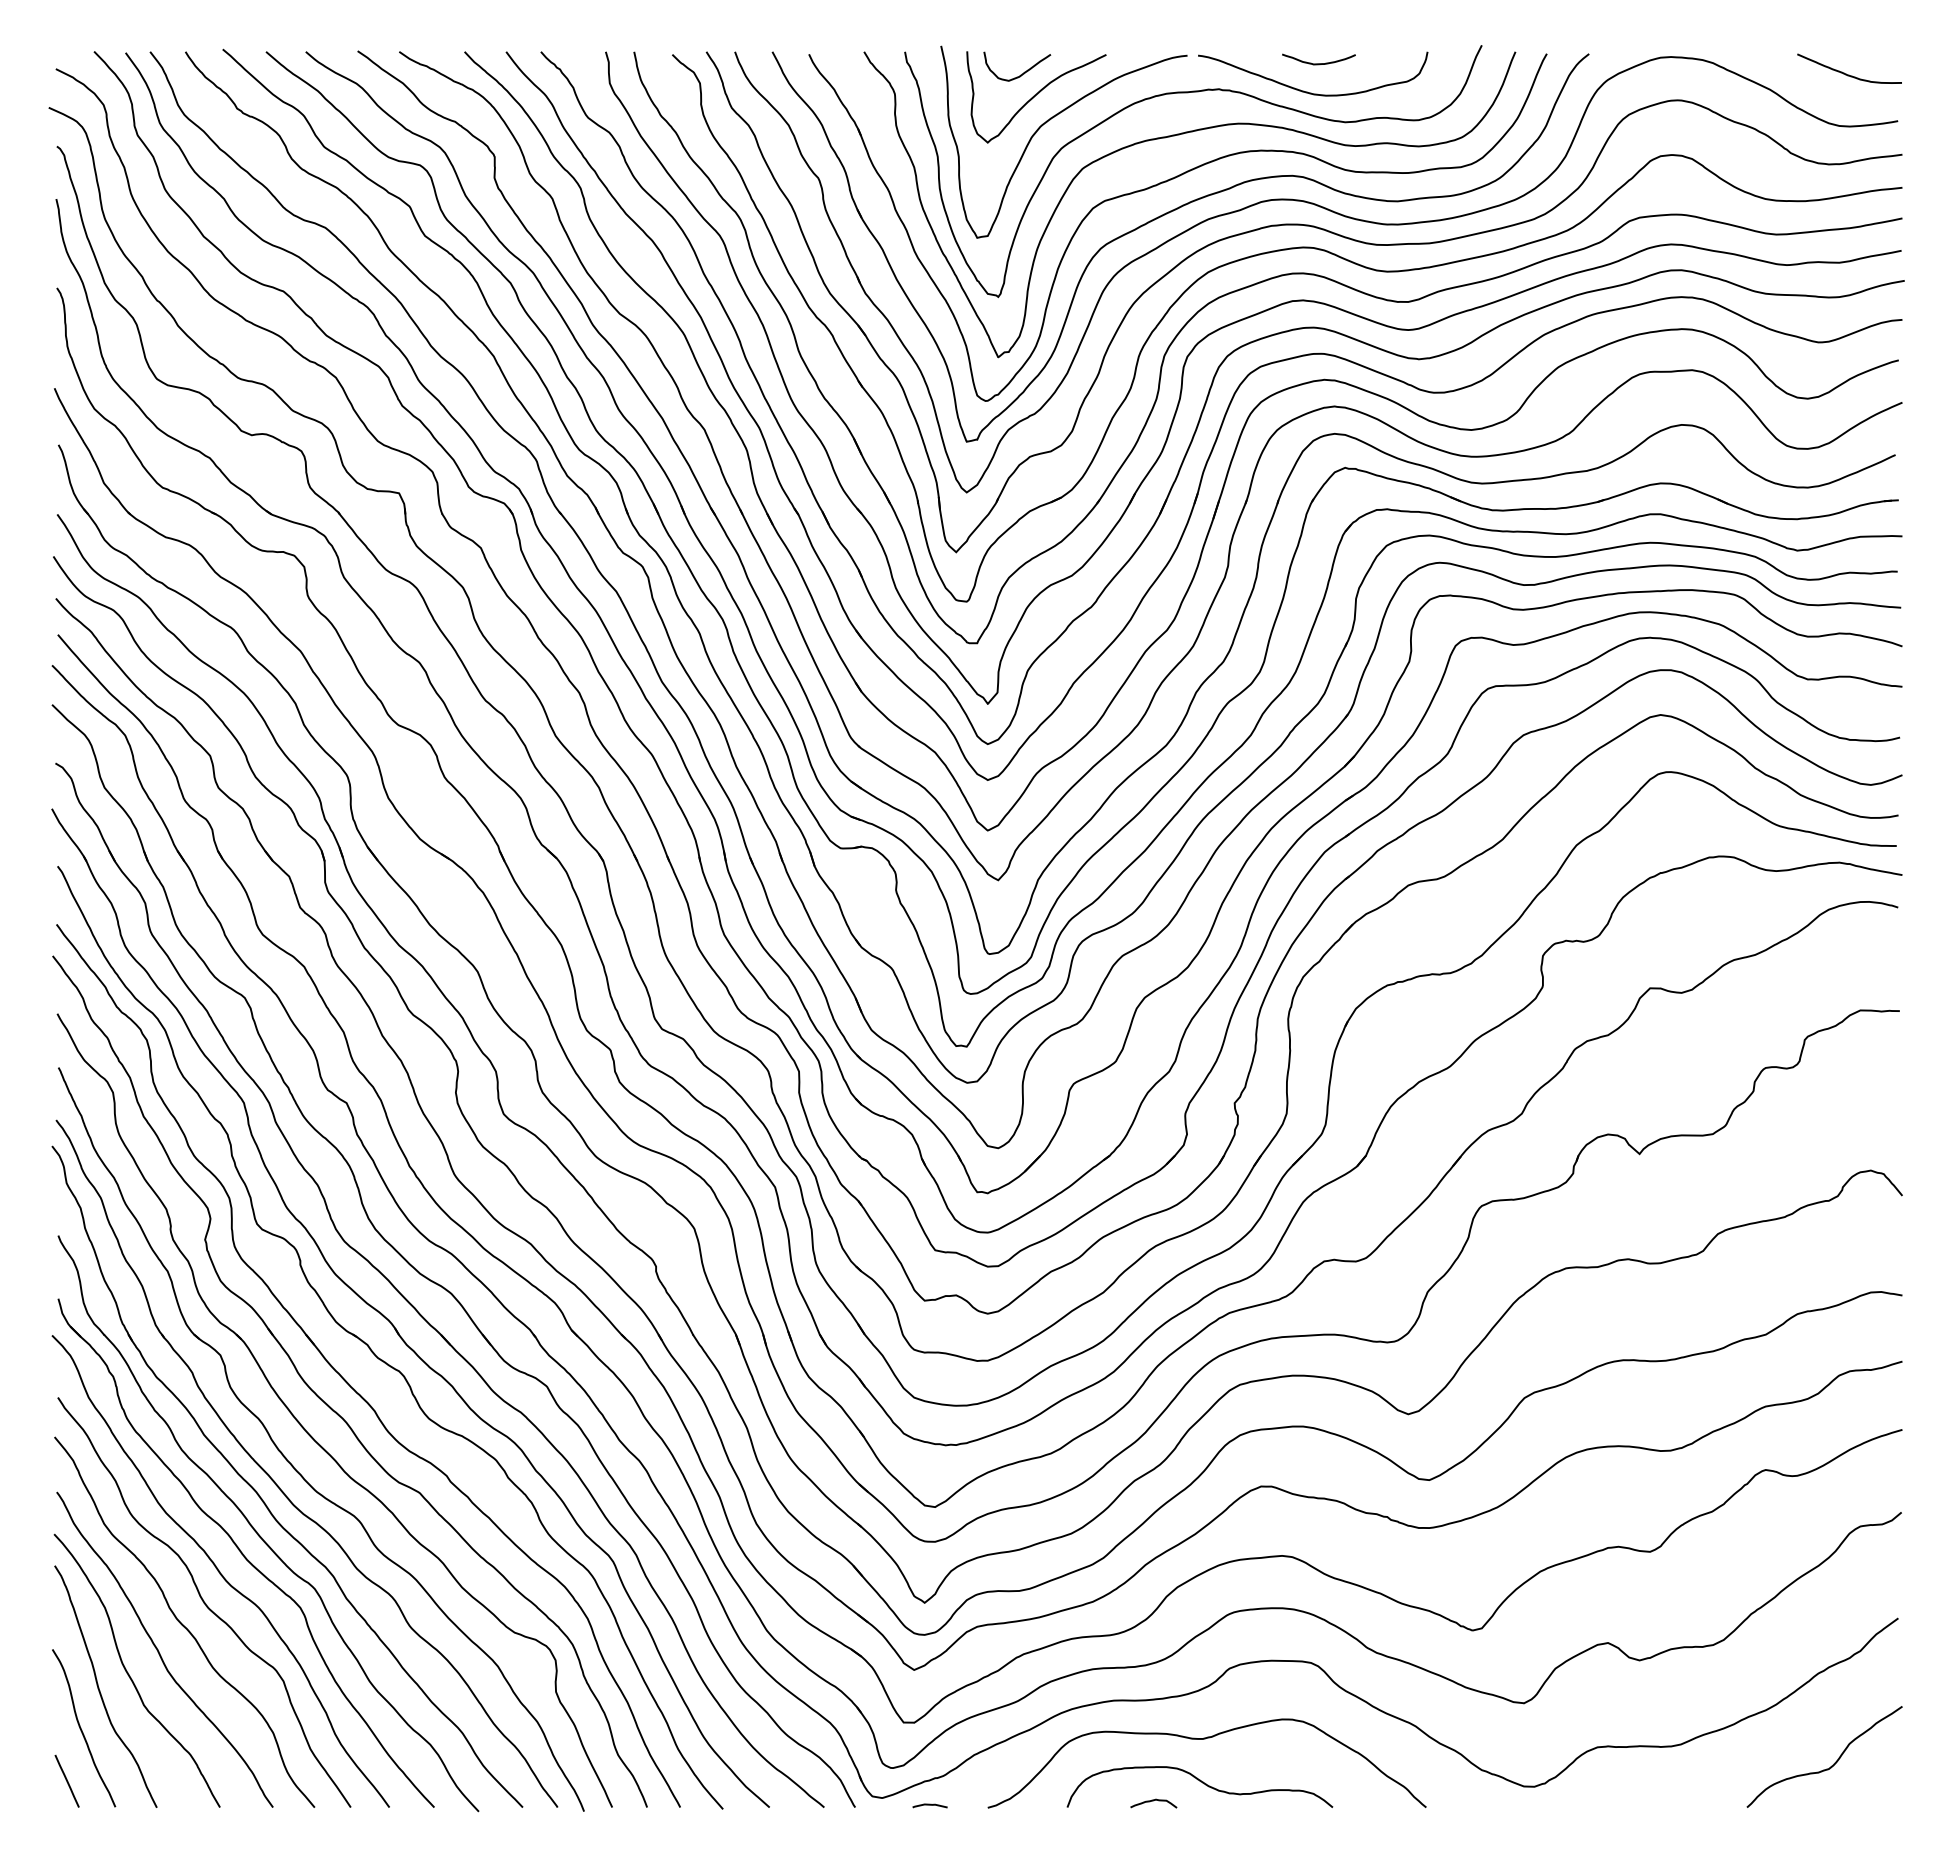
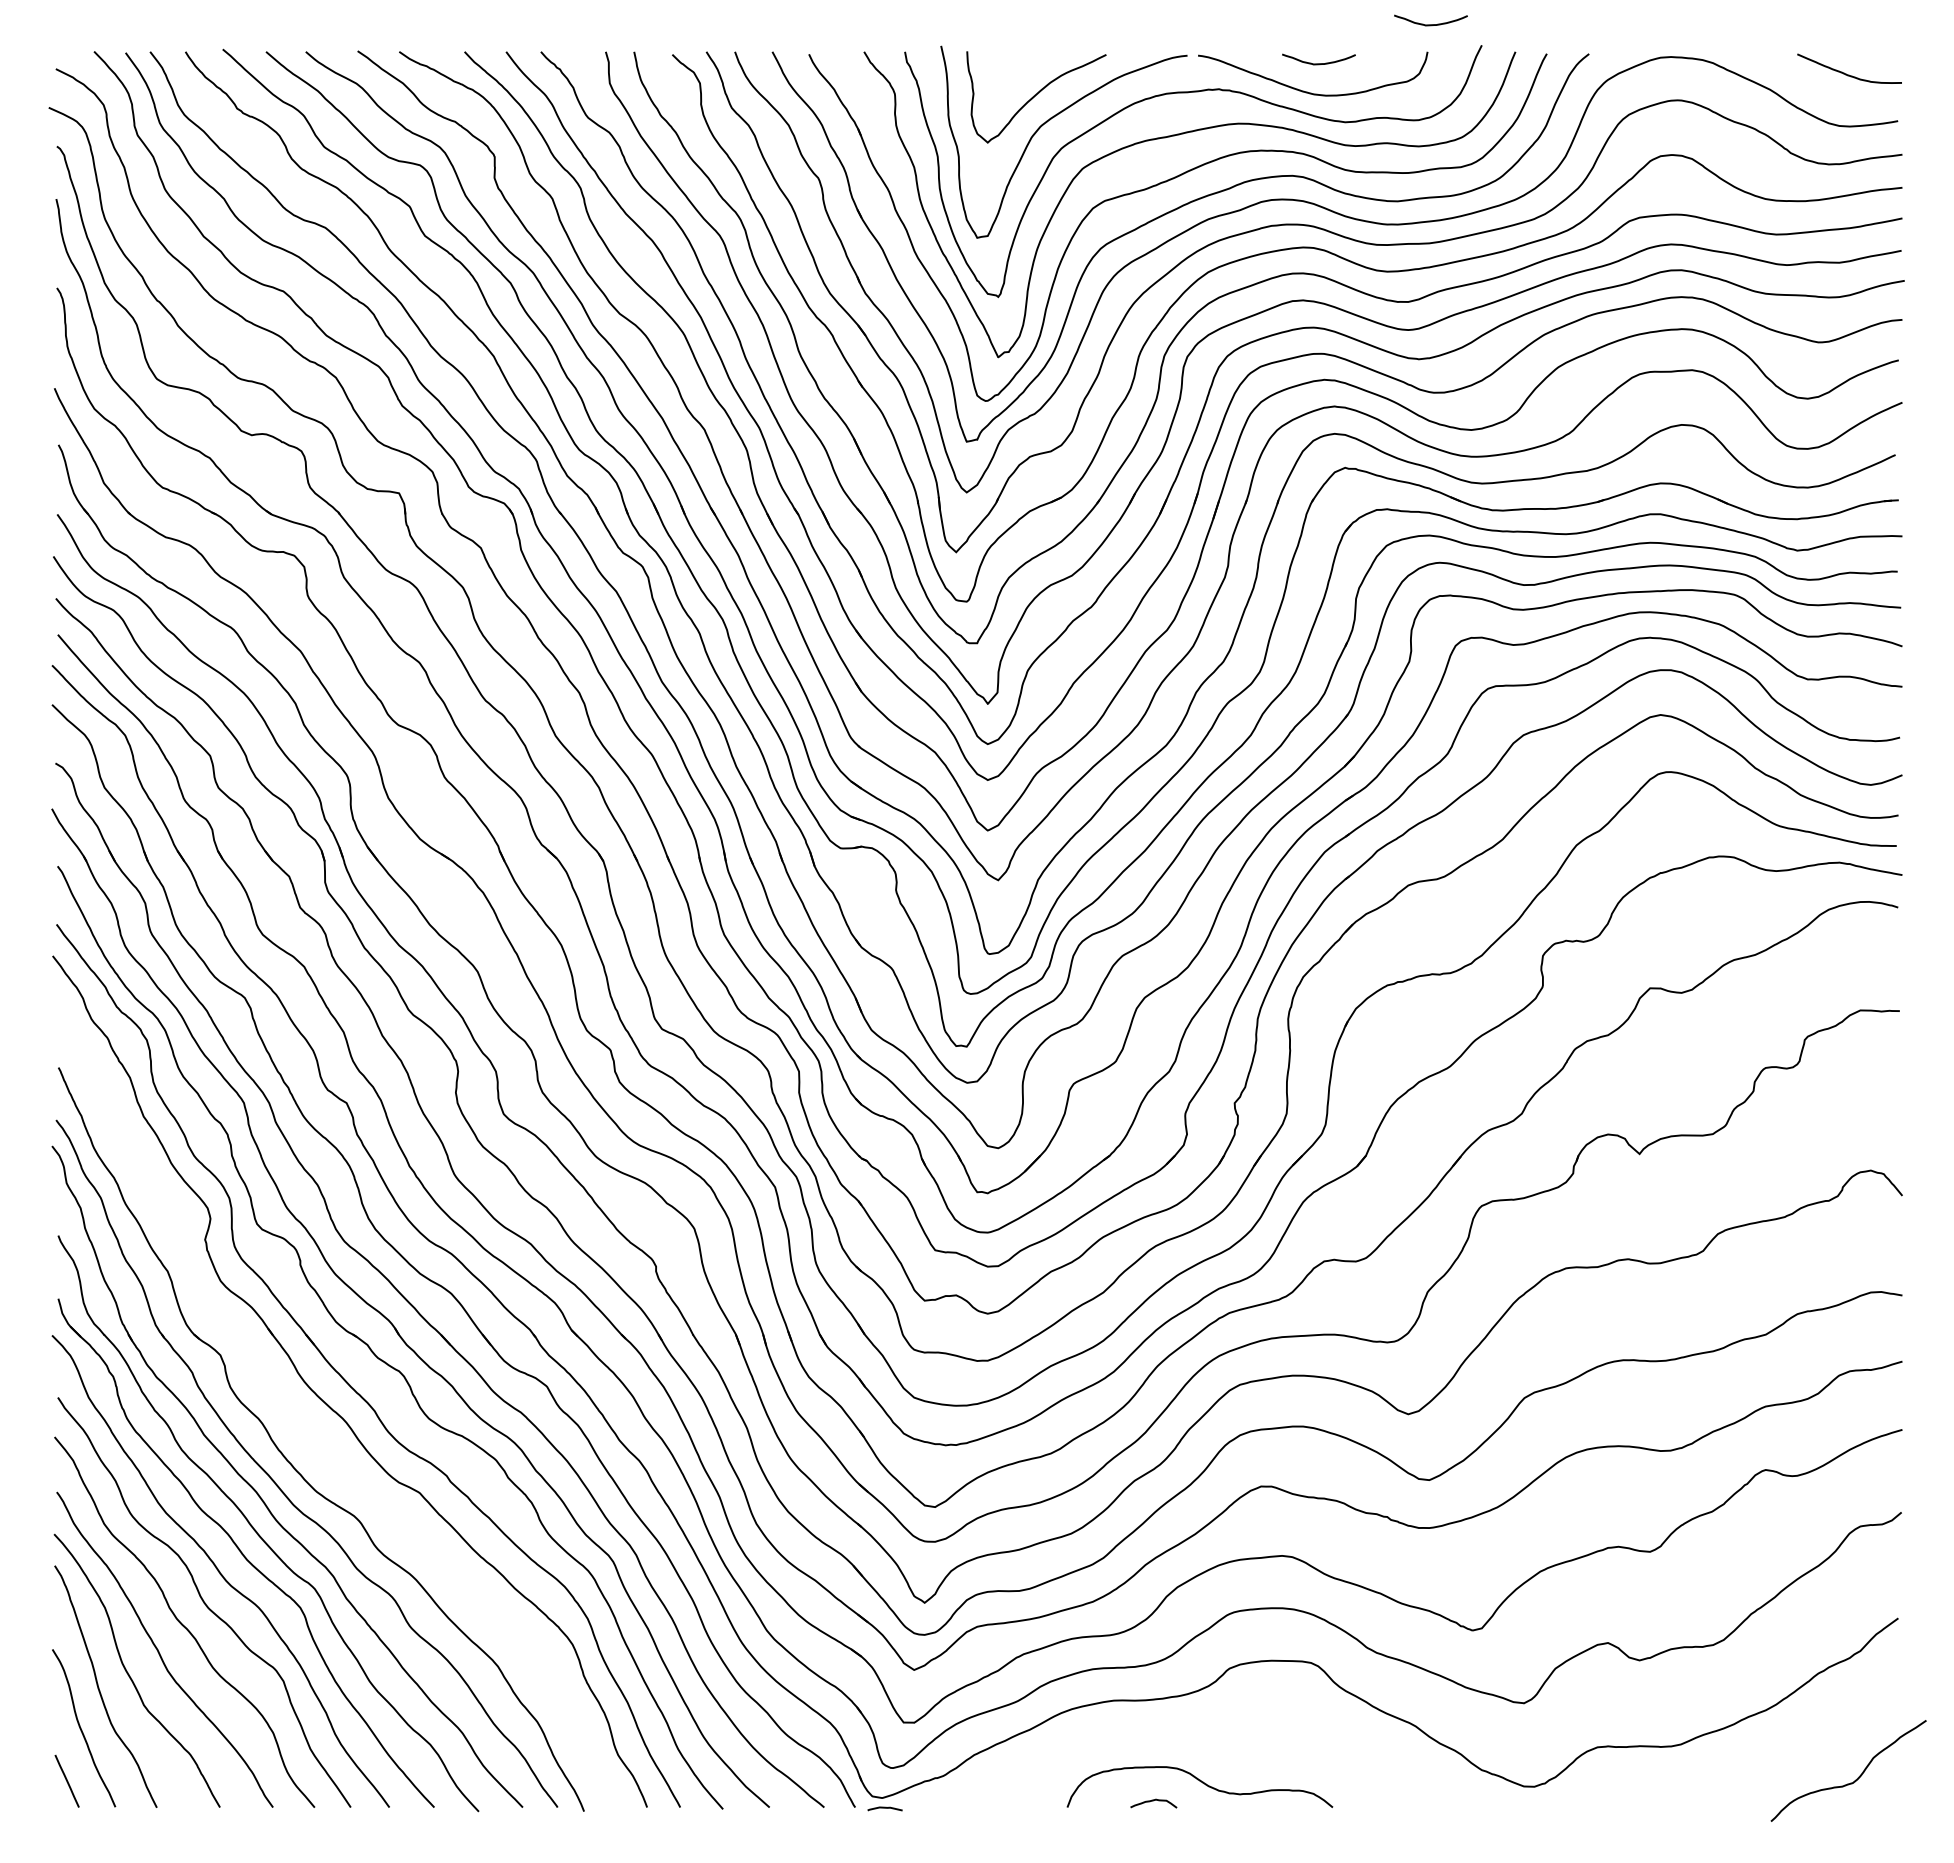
curve: none -> present (1430, 24)
curve: present -> none (1023, 72)
part: present -> none (310, 1434)
curve: present -> none (1205, 1739)
curve position: (1833, 1763) -> (1857, 1777) (1857, 1777)
curve position: (929, 1805) -> (884, 1808) (884, 1808)
